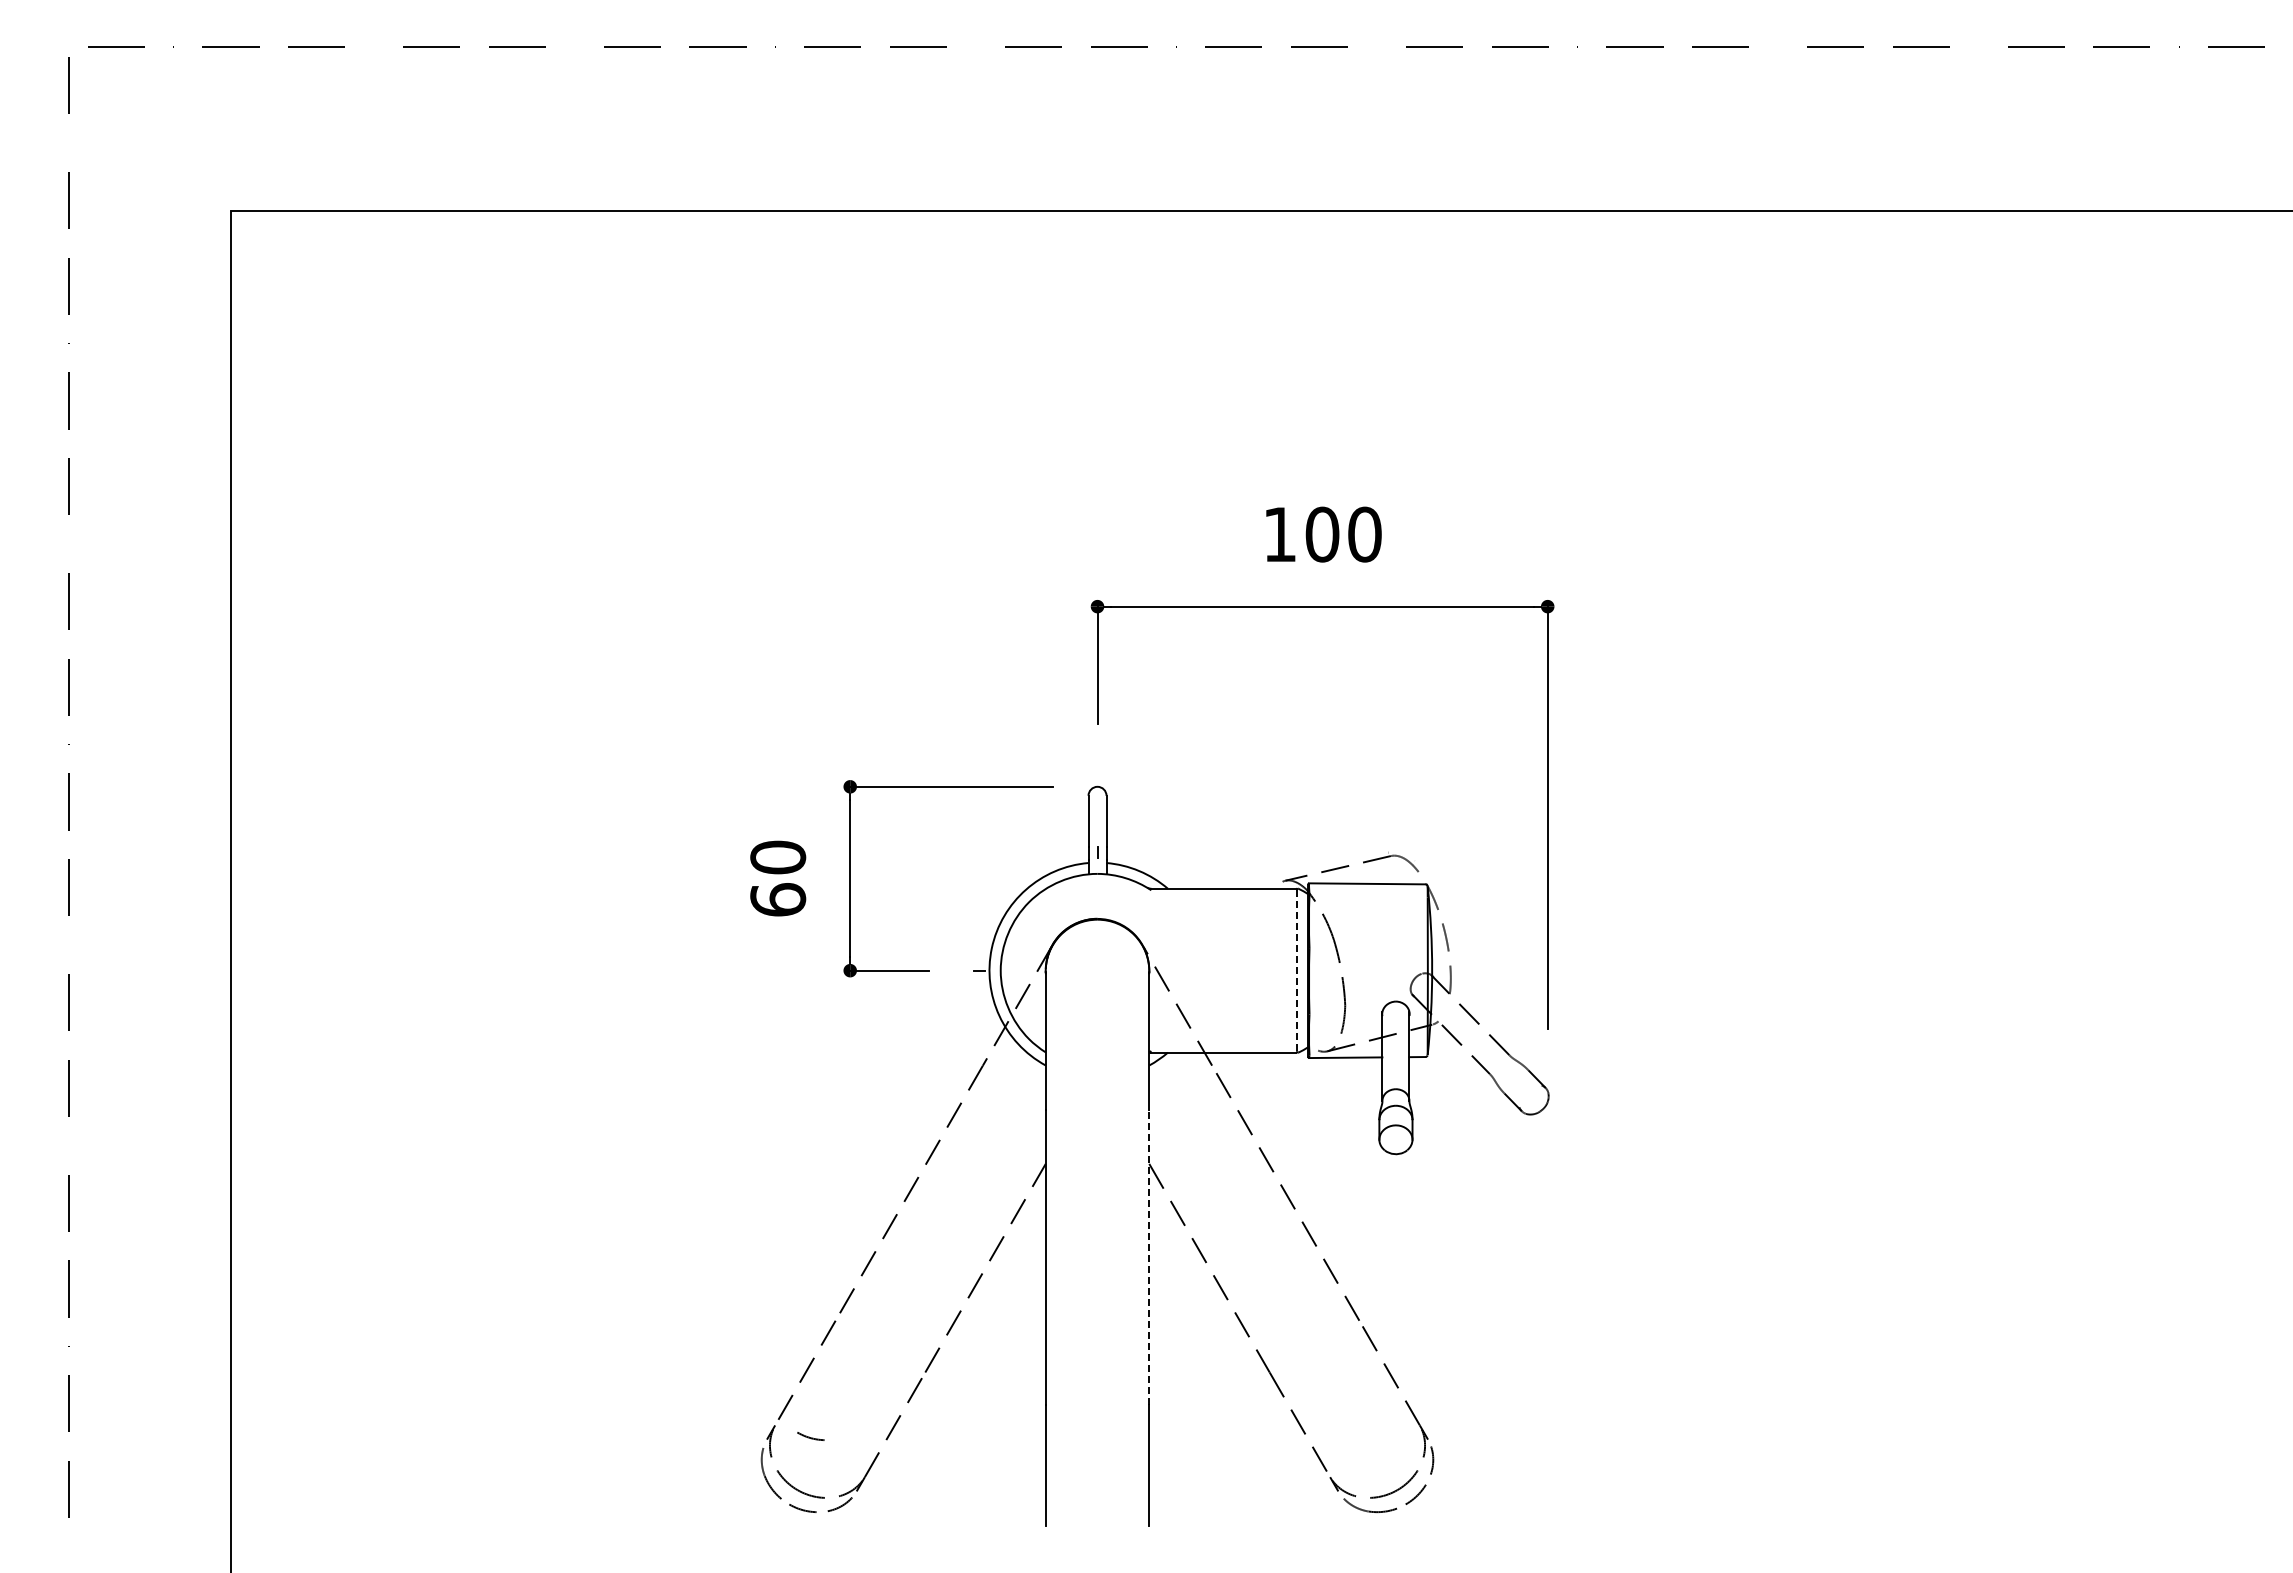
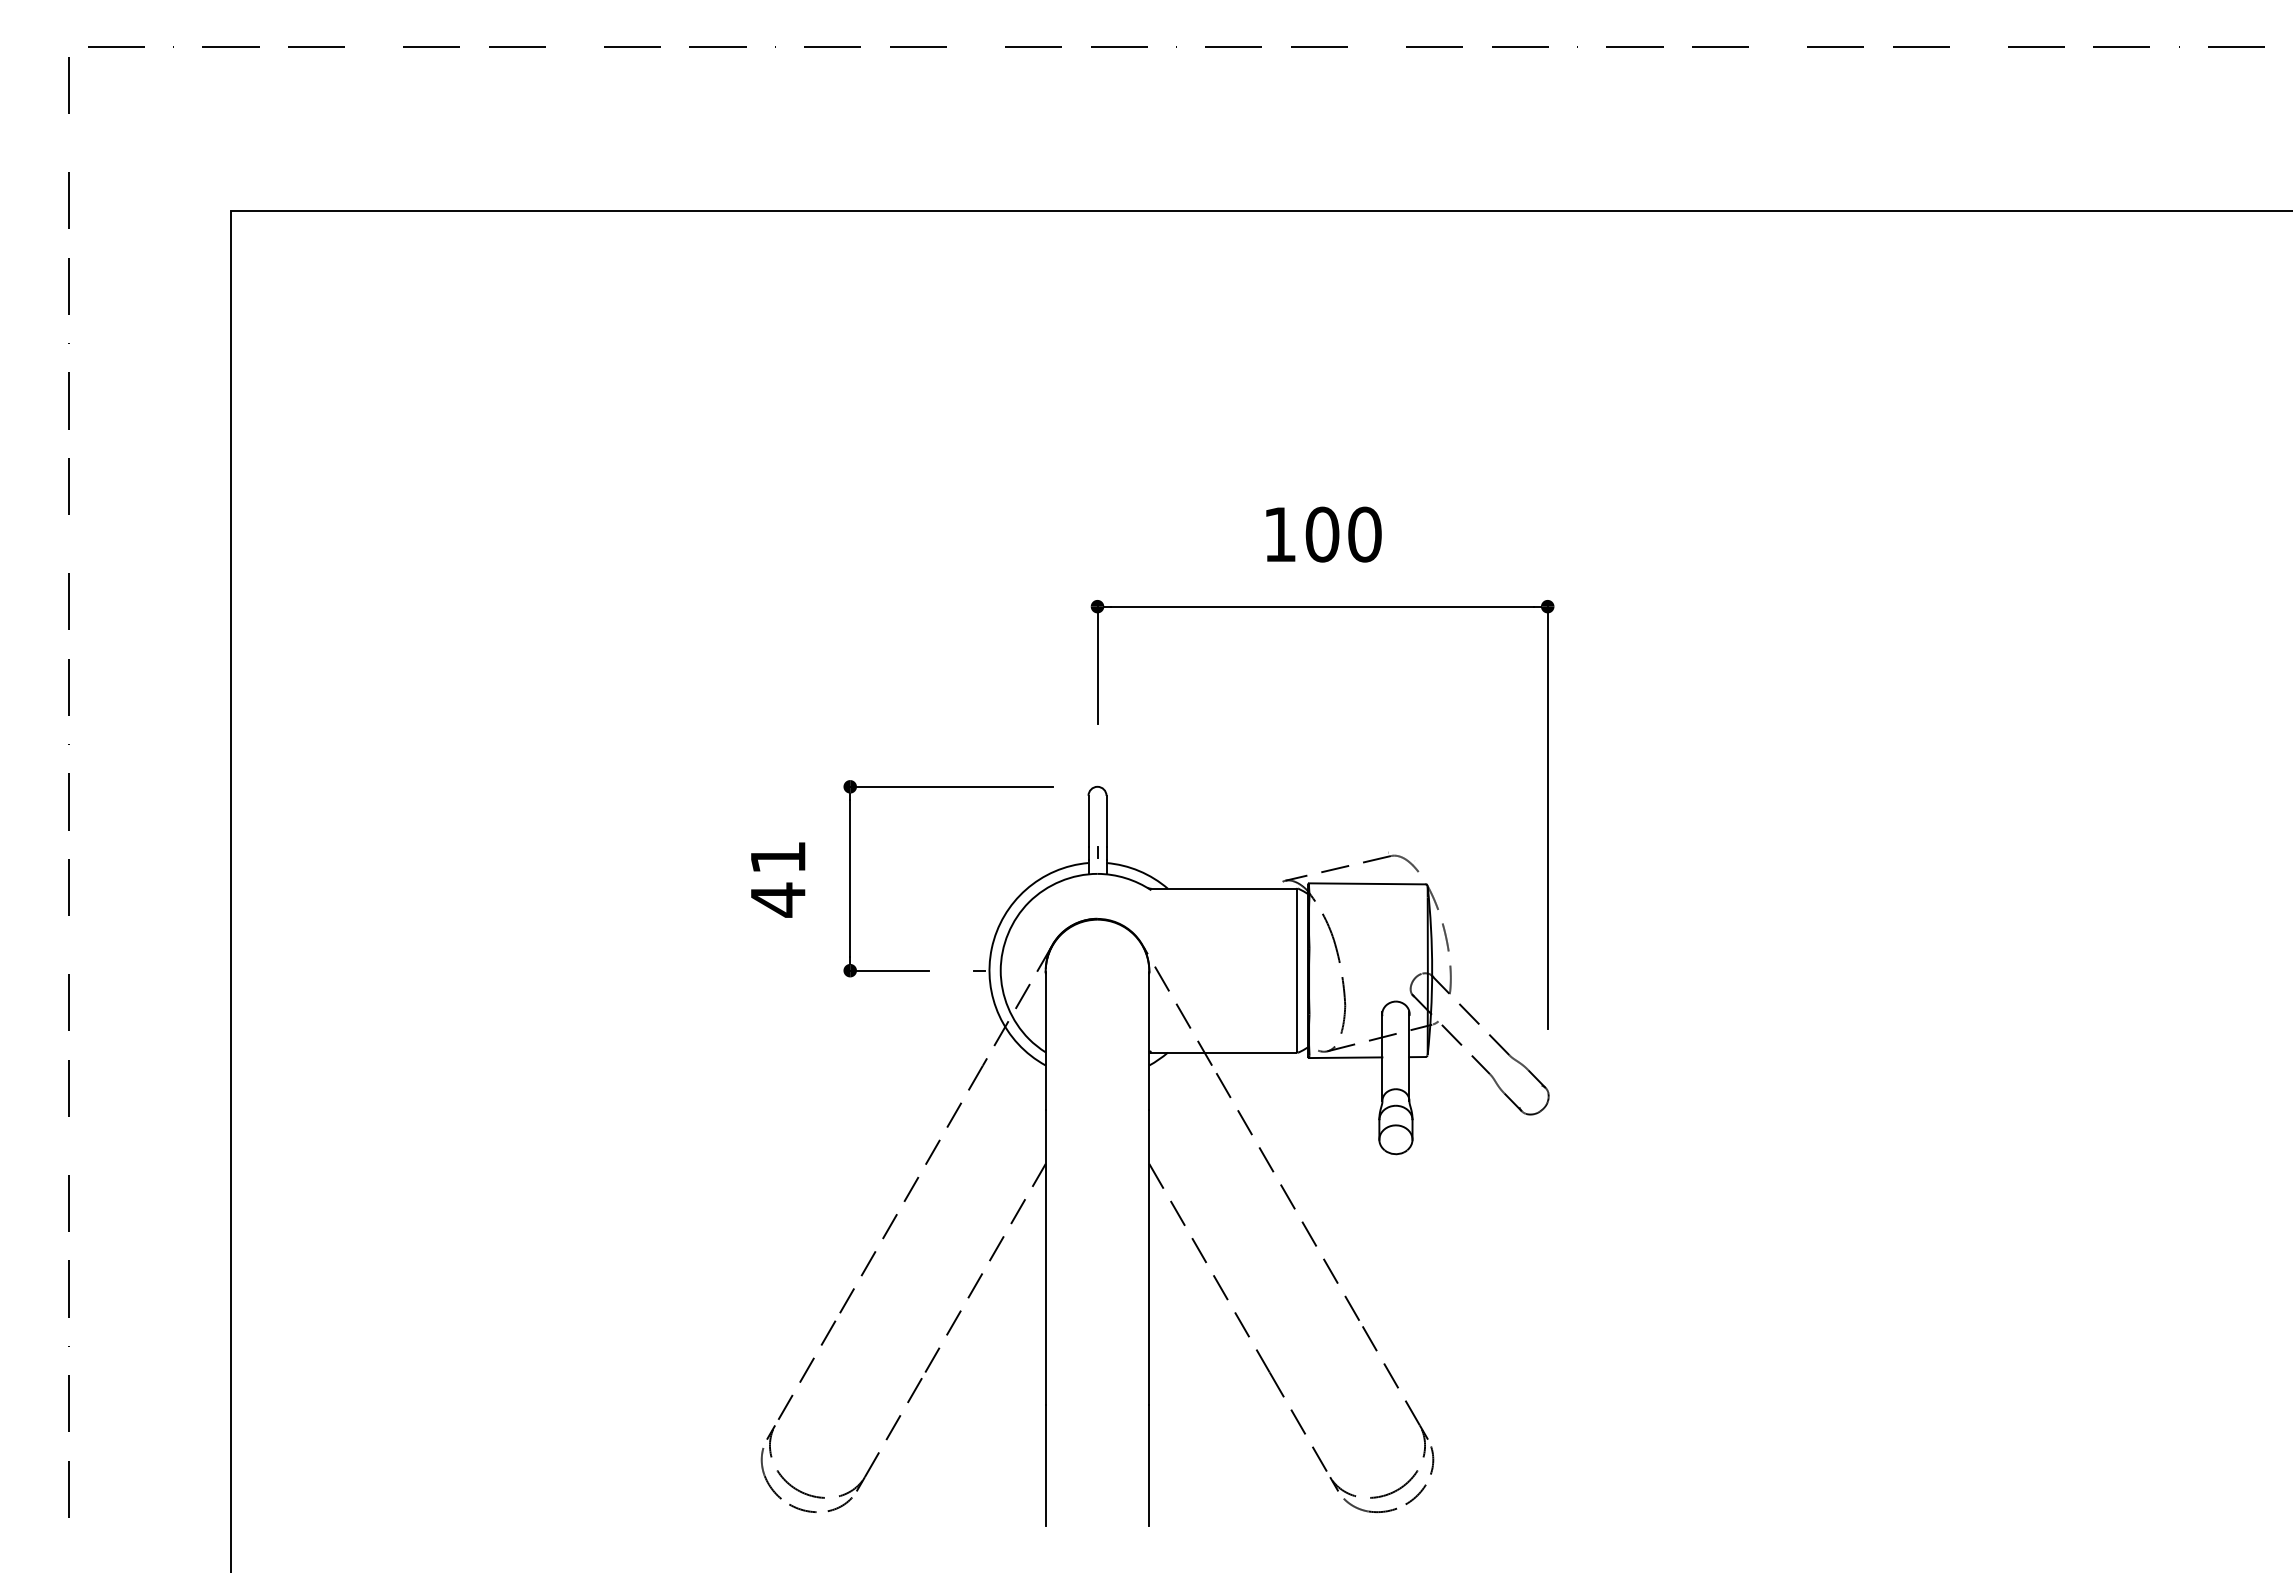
text: 60 -> 41 (778, 878)
line: dashed -> solid (1297, 971)
line: dashed -> solid (1149, 1257)
arc: present -> none (809, 1436)
